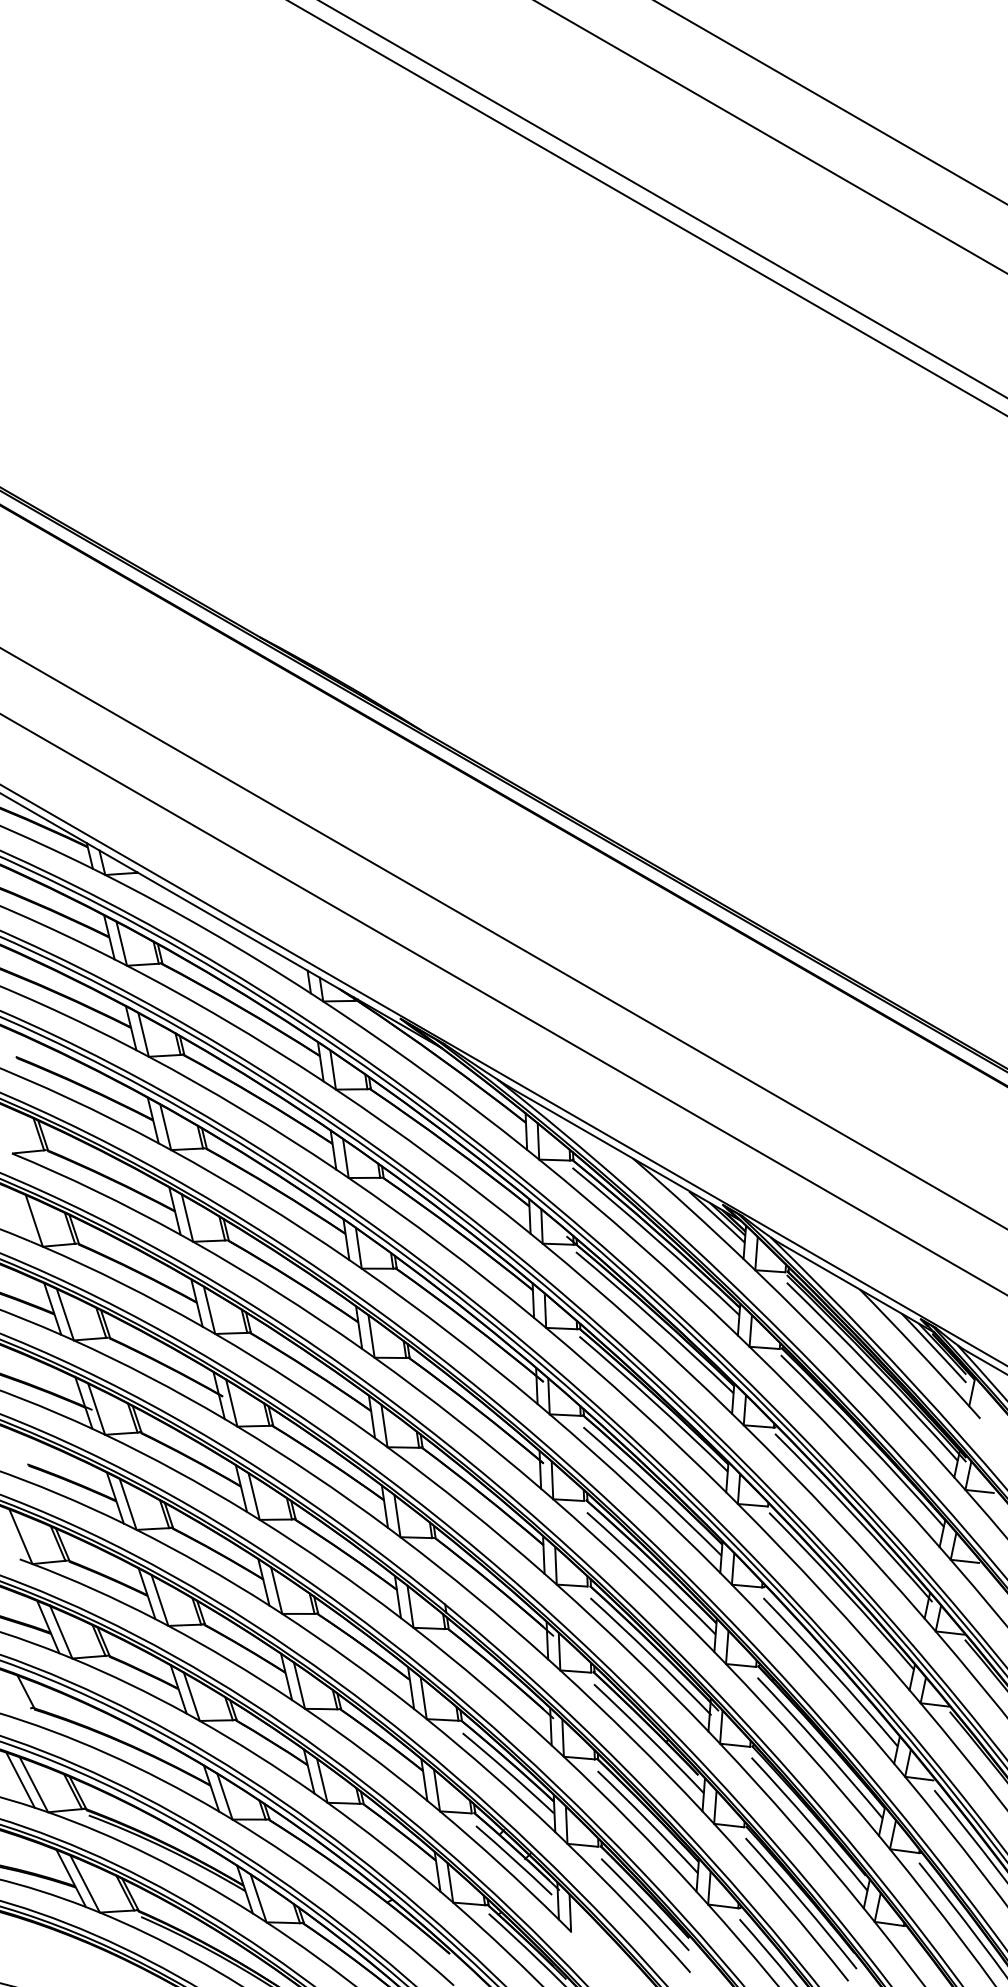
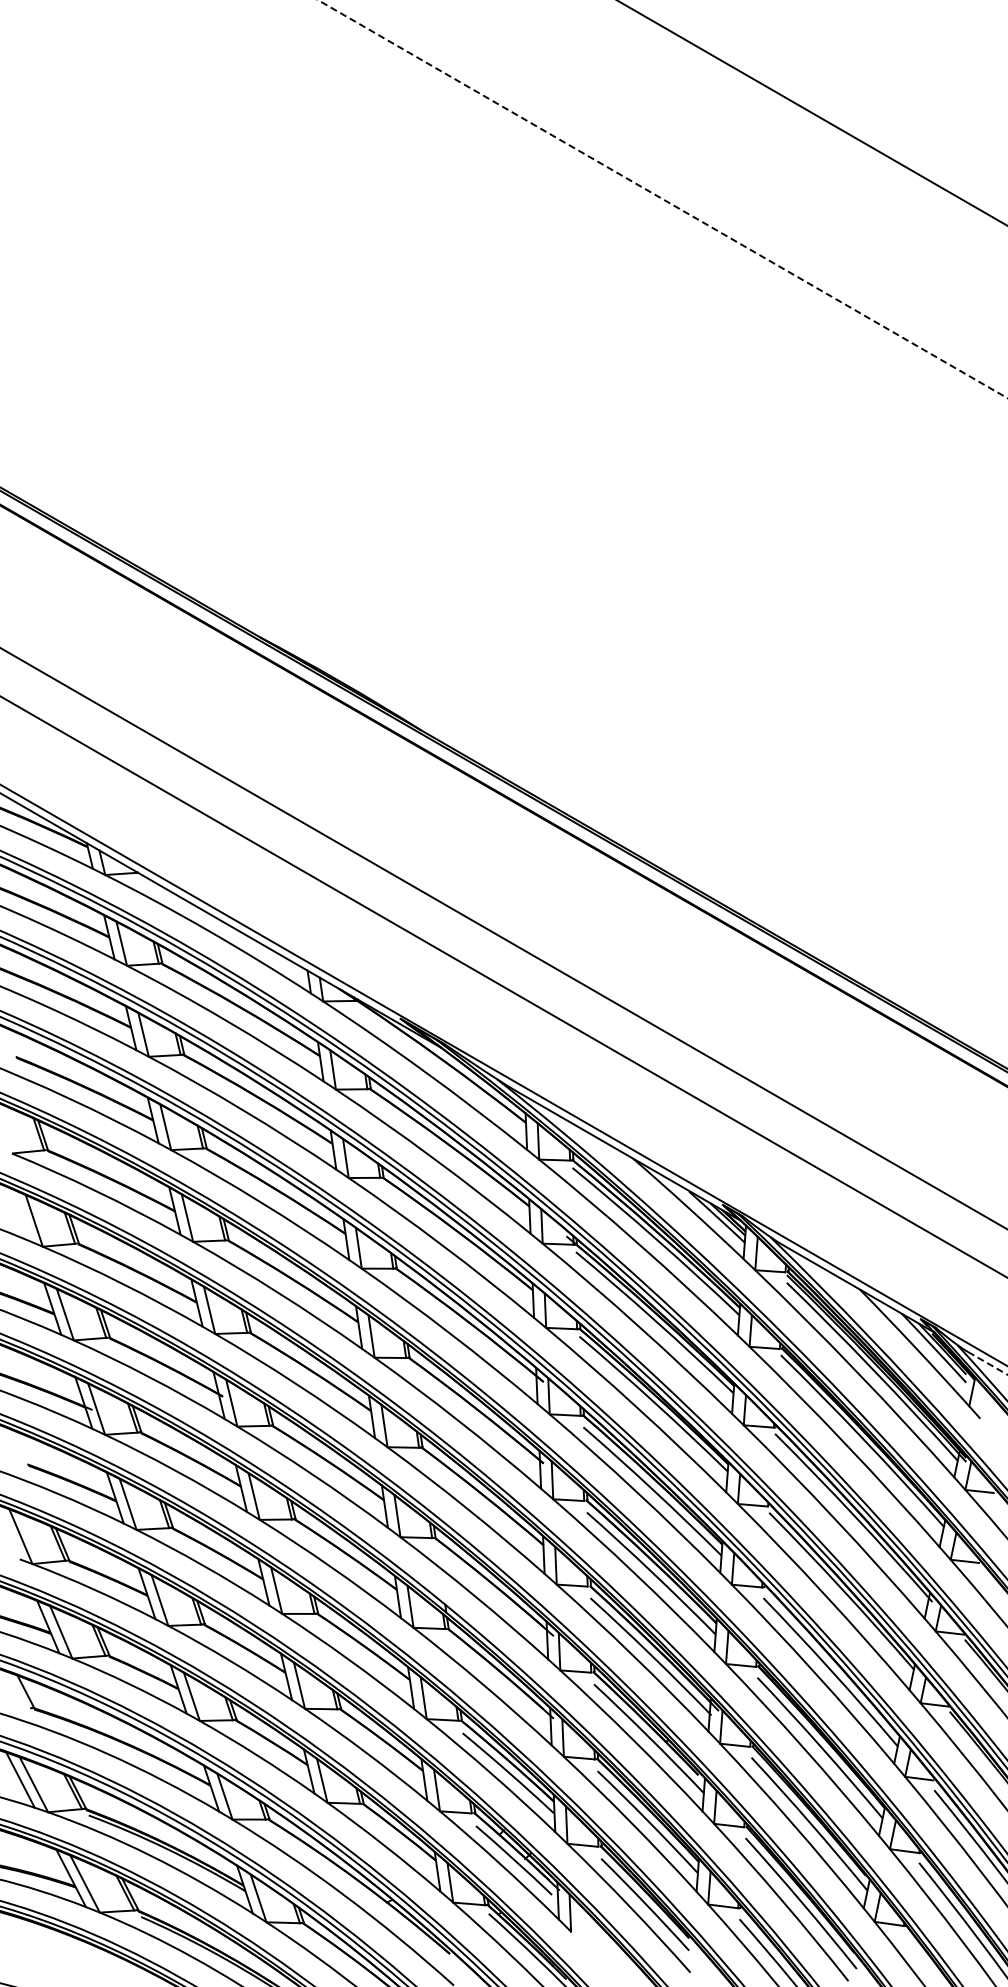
line position: (830, 102) -> (812, 113) (812, 113)
line: present -> none (770, 137)
line: solid -> dashed (663, 199)
line: present -> none (647, 208)
line position: (503, 1004) -> (503, 986) (503, 986)
line: solid -> dashed (988, 1363)
